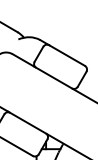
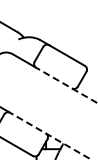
line: solid -> dashed (65, 84)
line: solid -> dashed (49, 135)
